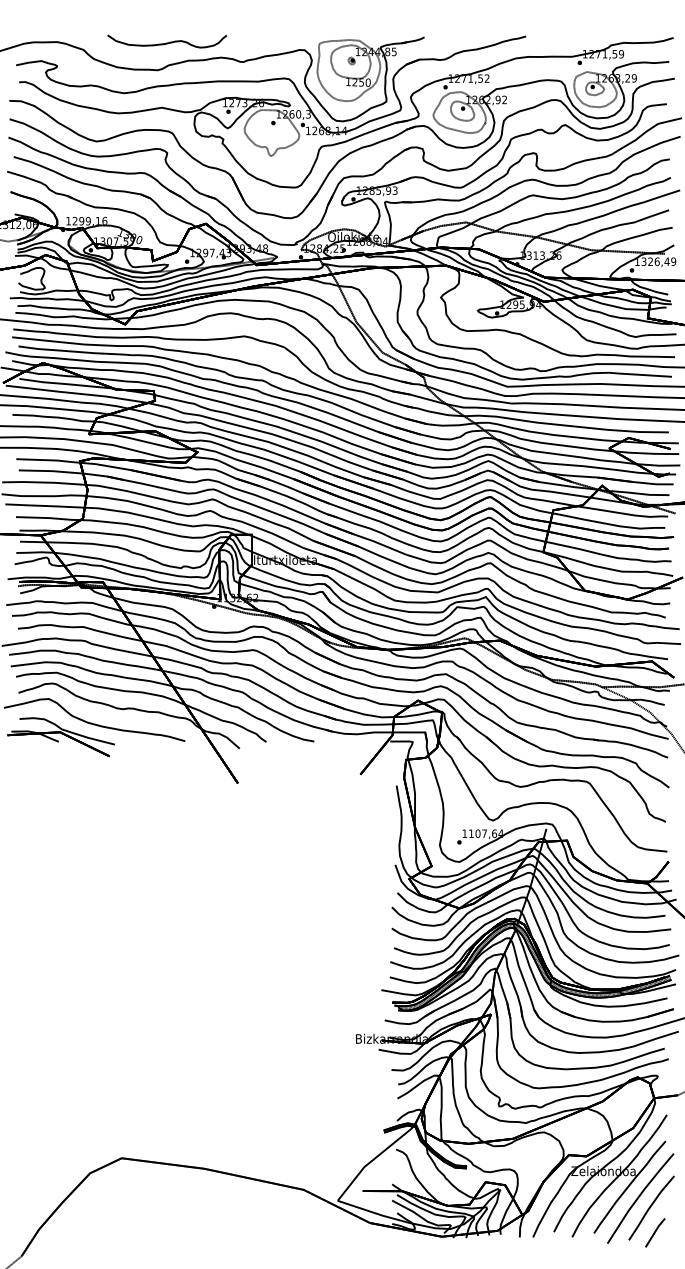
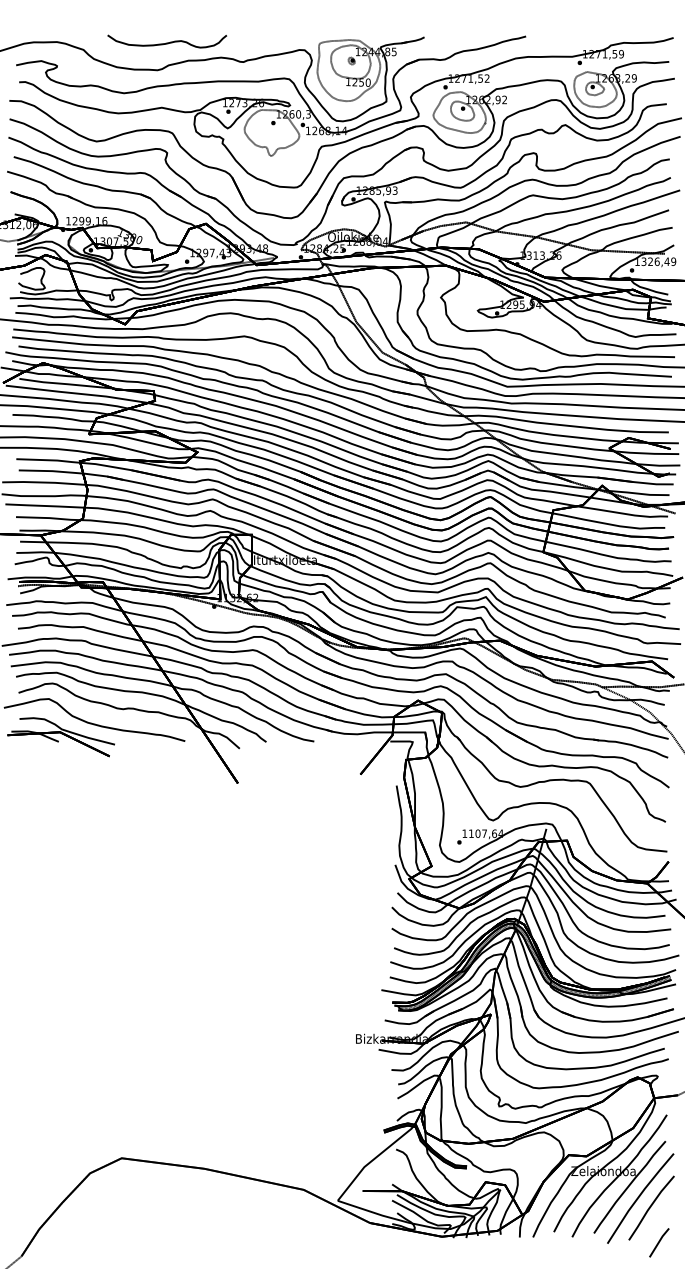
line position: (655, 1232) -> (659, 1242) (659, 1242)
